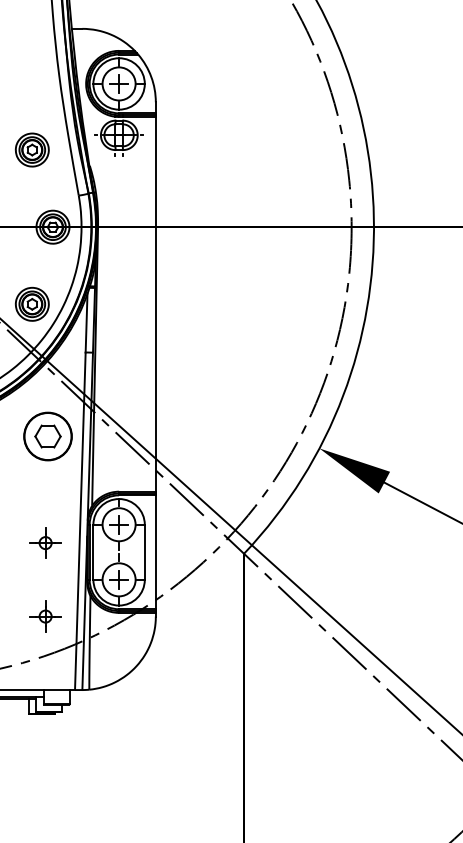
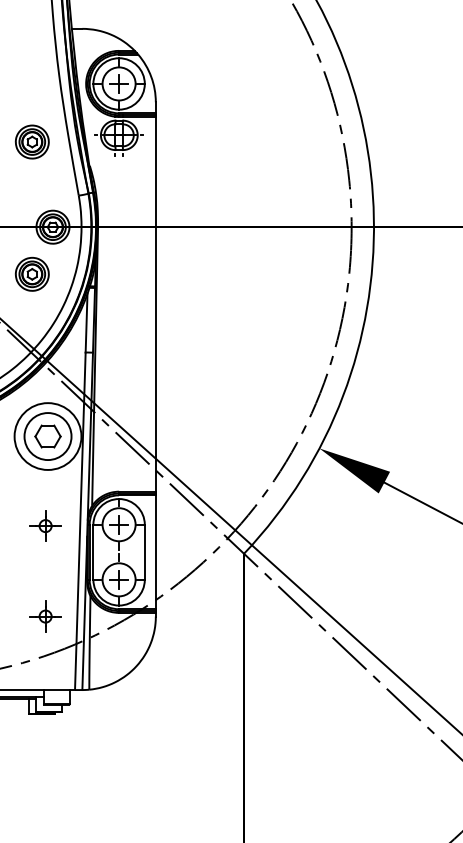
part position: (31, 149) -> (31, 141) (31, 141)
part position: (31, 303) -> (31, 273) (31, 273)
circle diameter: 48 px -> 67 px (47, 436)
part position: (45, 542) -> (45, 525) (45, 525)
